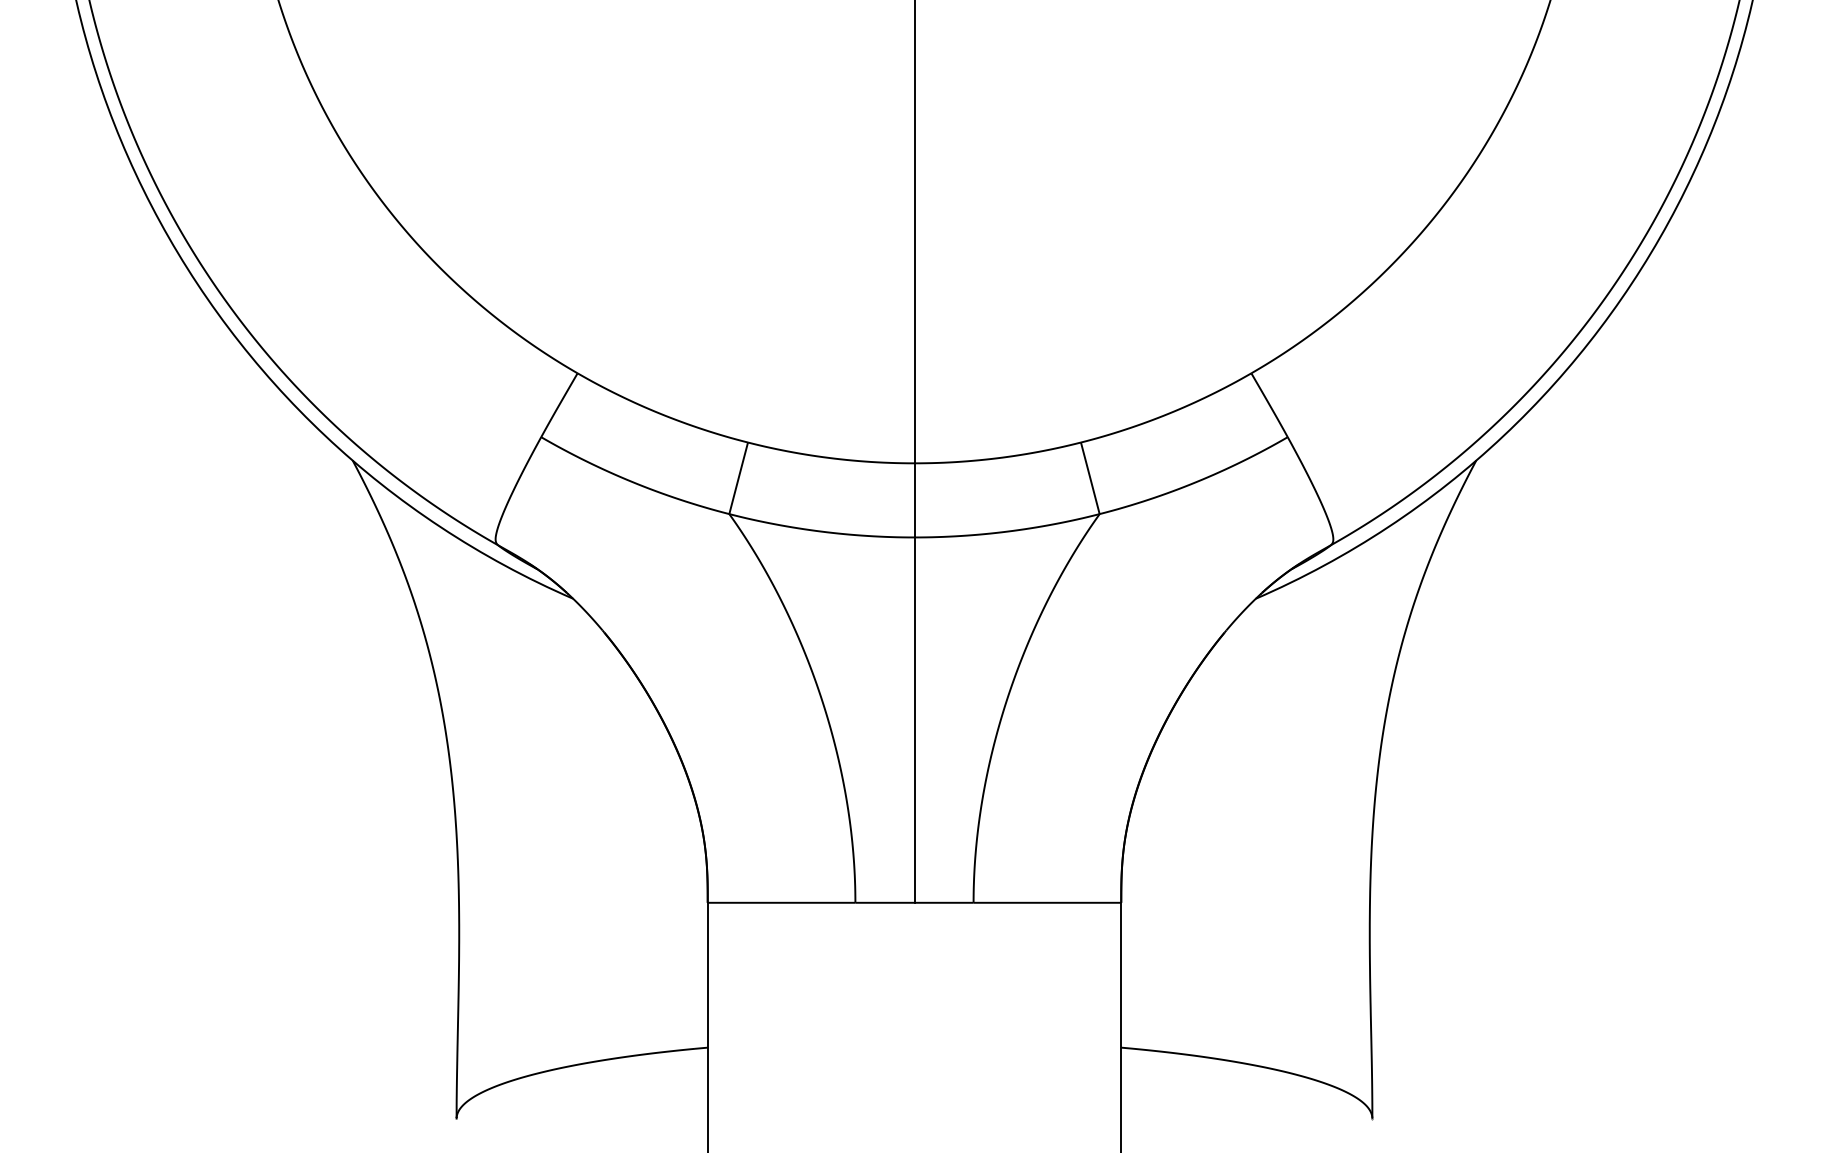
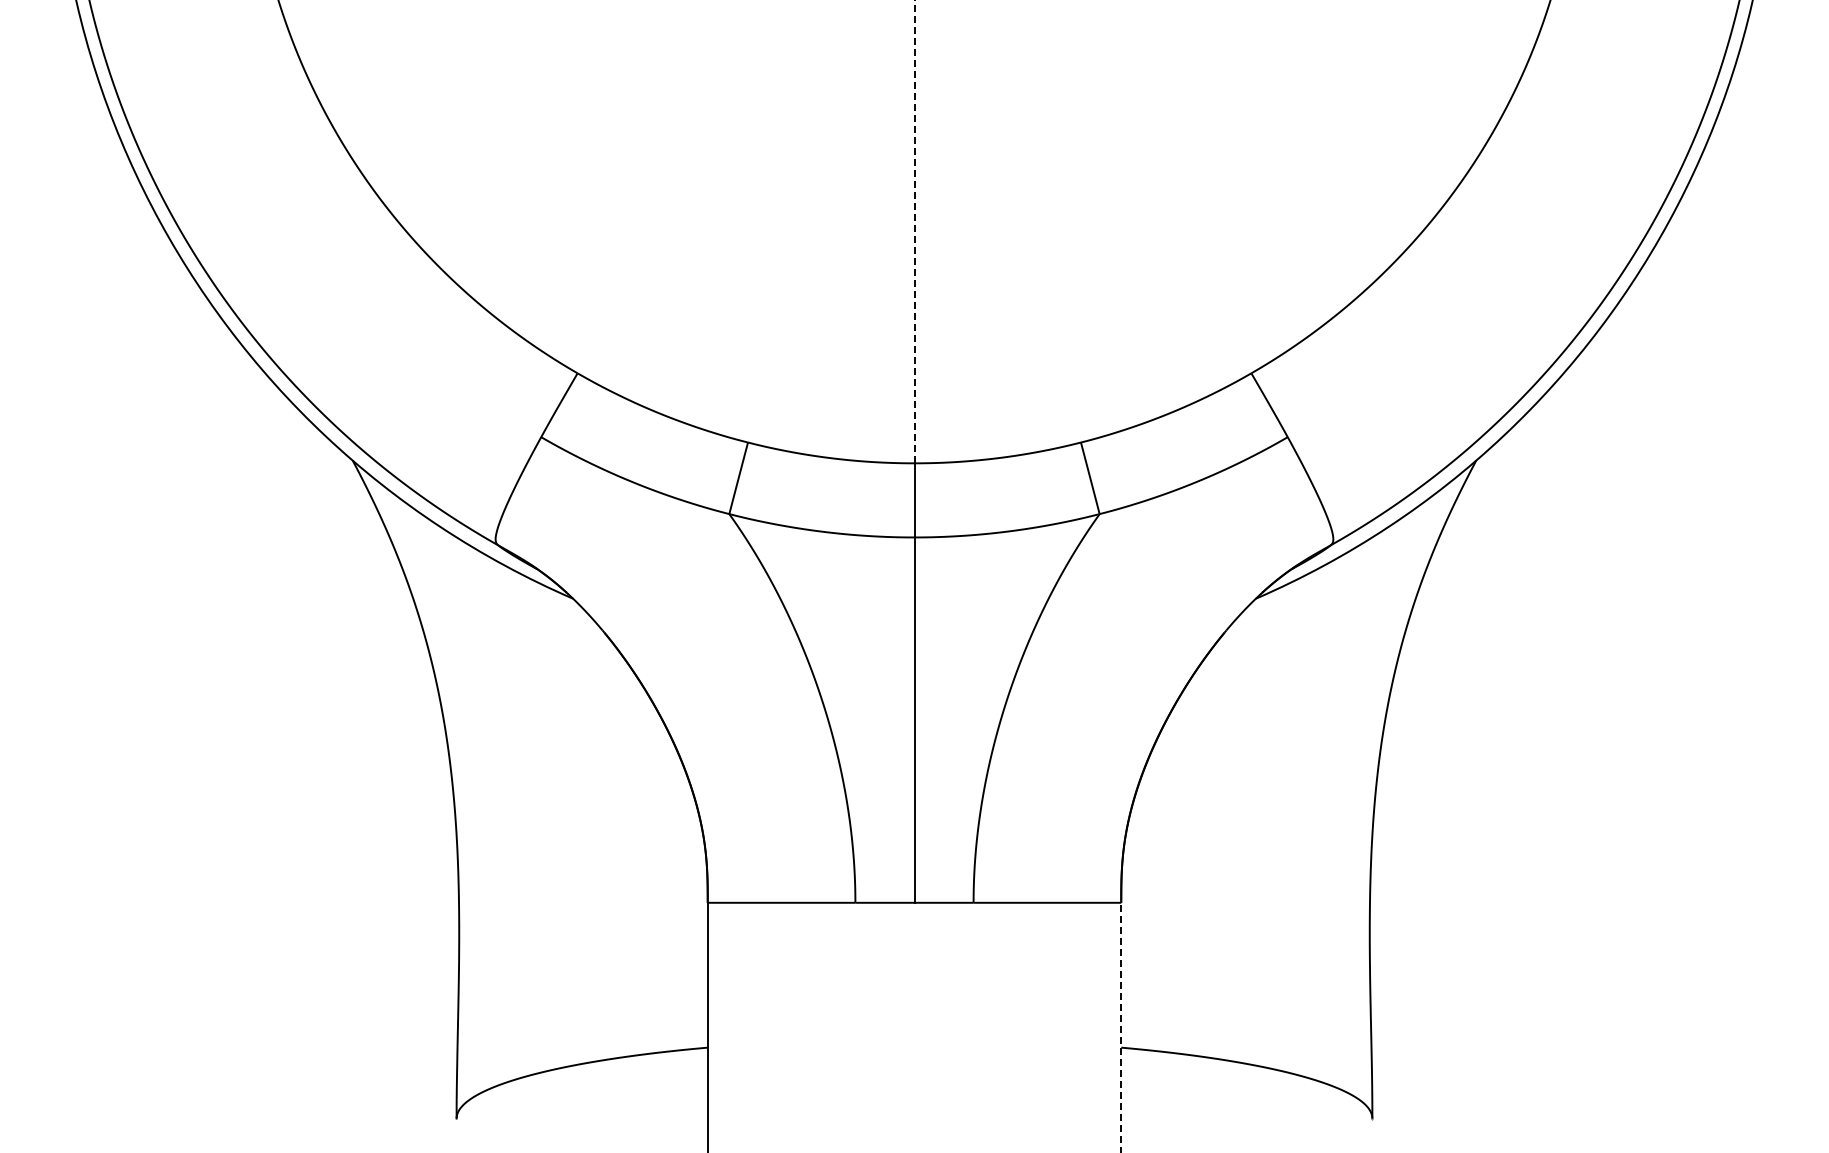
line: solid -> dashed (914, 231)
line: solid -> dashed (1121, 1027)
